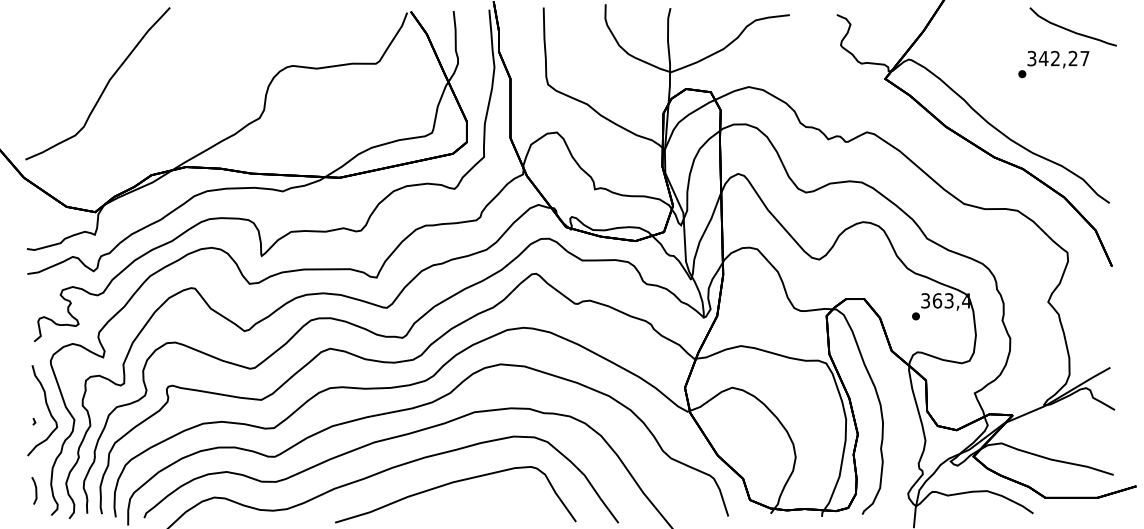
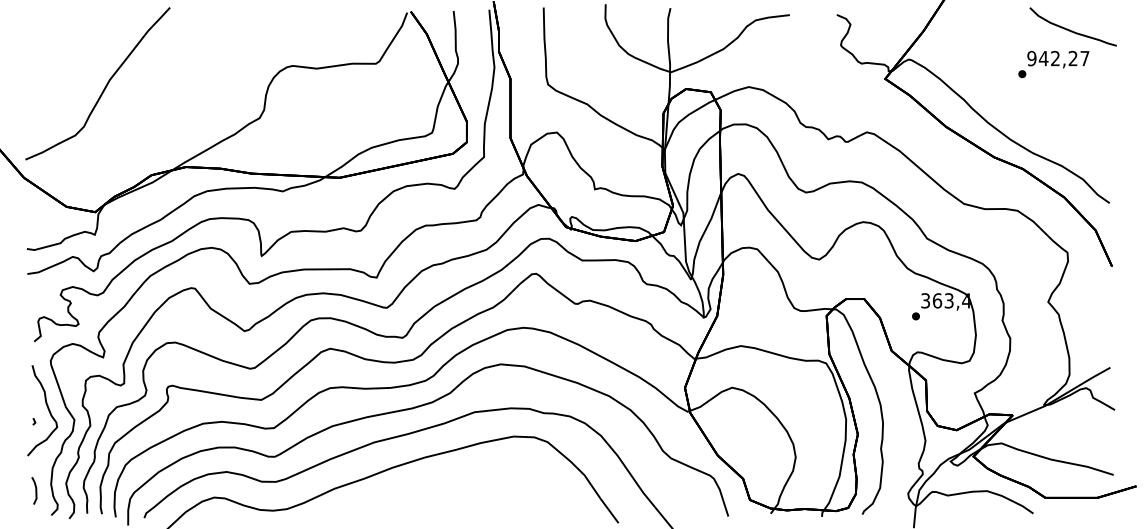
text: 342,27 -> 942,27 (1031, 58)
curve: present -> none (453, 483)
